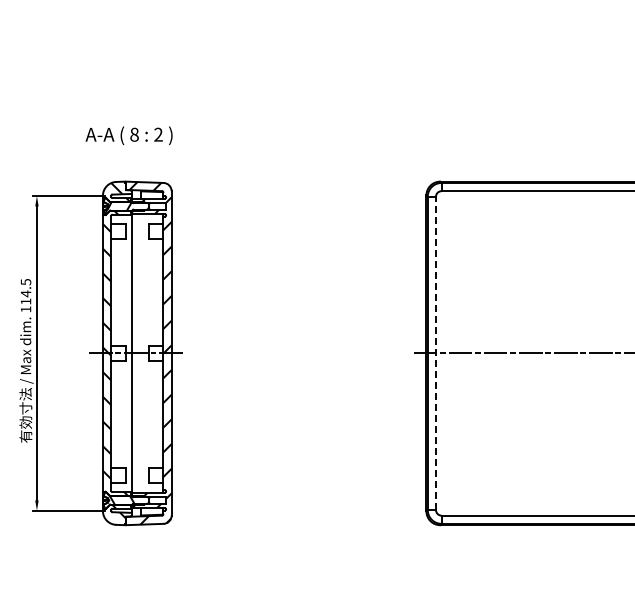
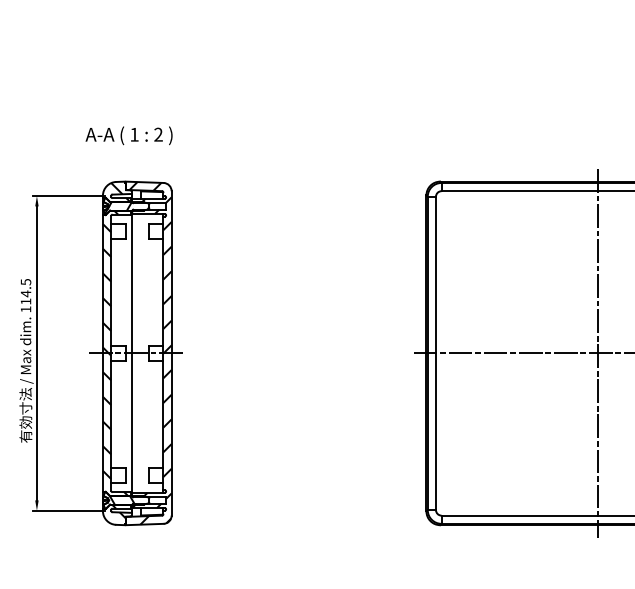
text: 8 -> 1 (134, 134)
line: dashed -> solid (436, 353)
line: none -> present (598, 353)
